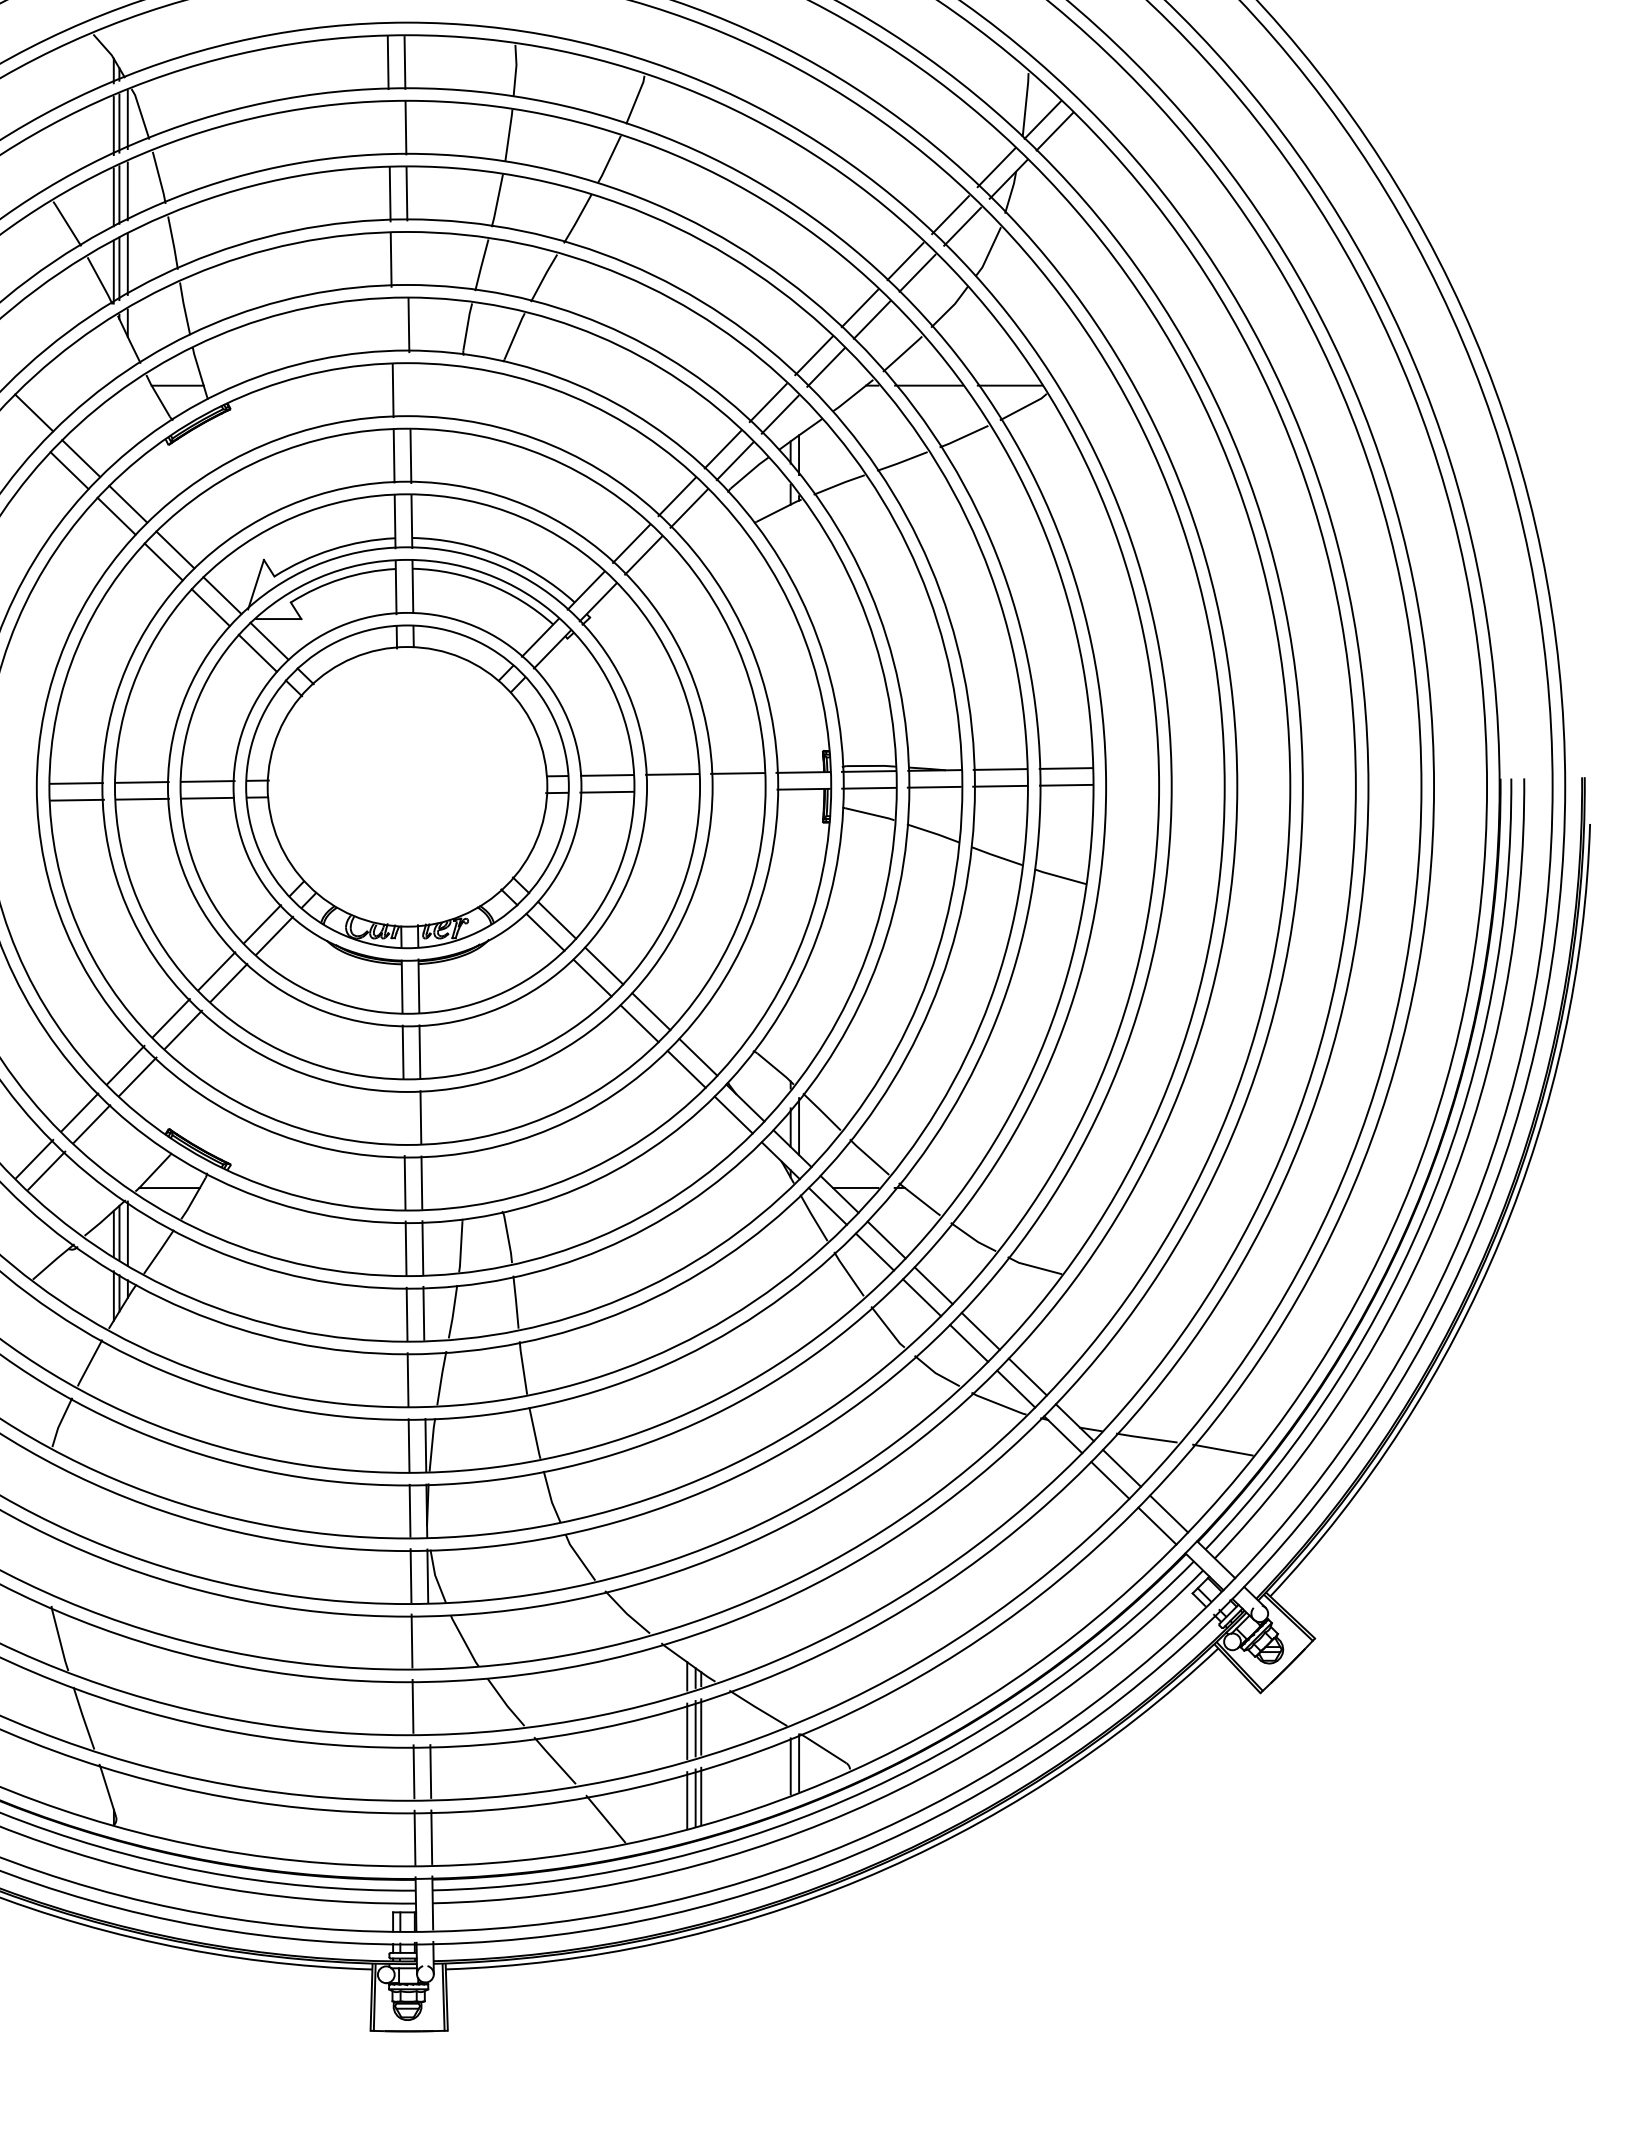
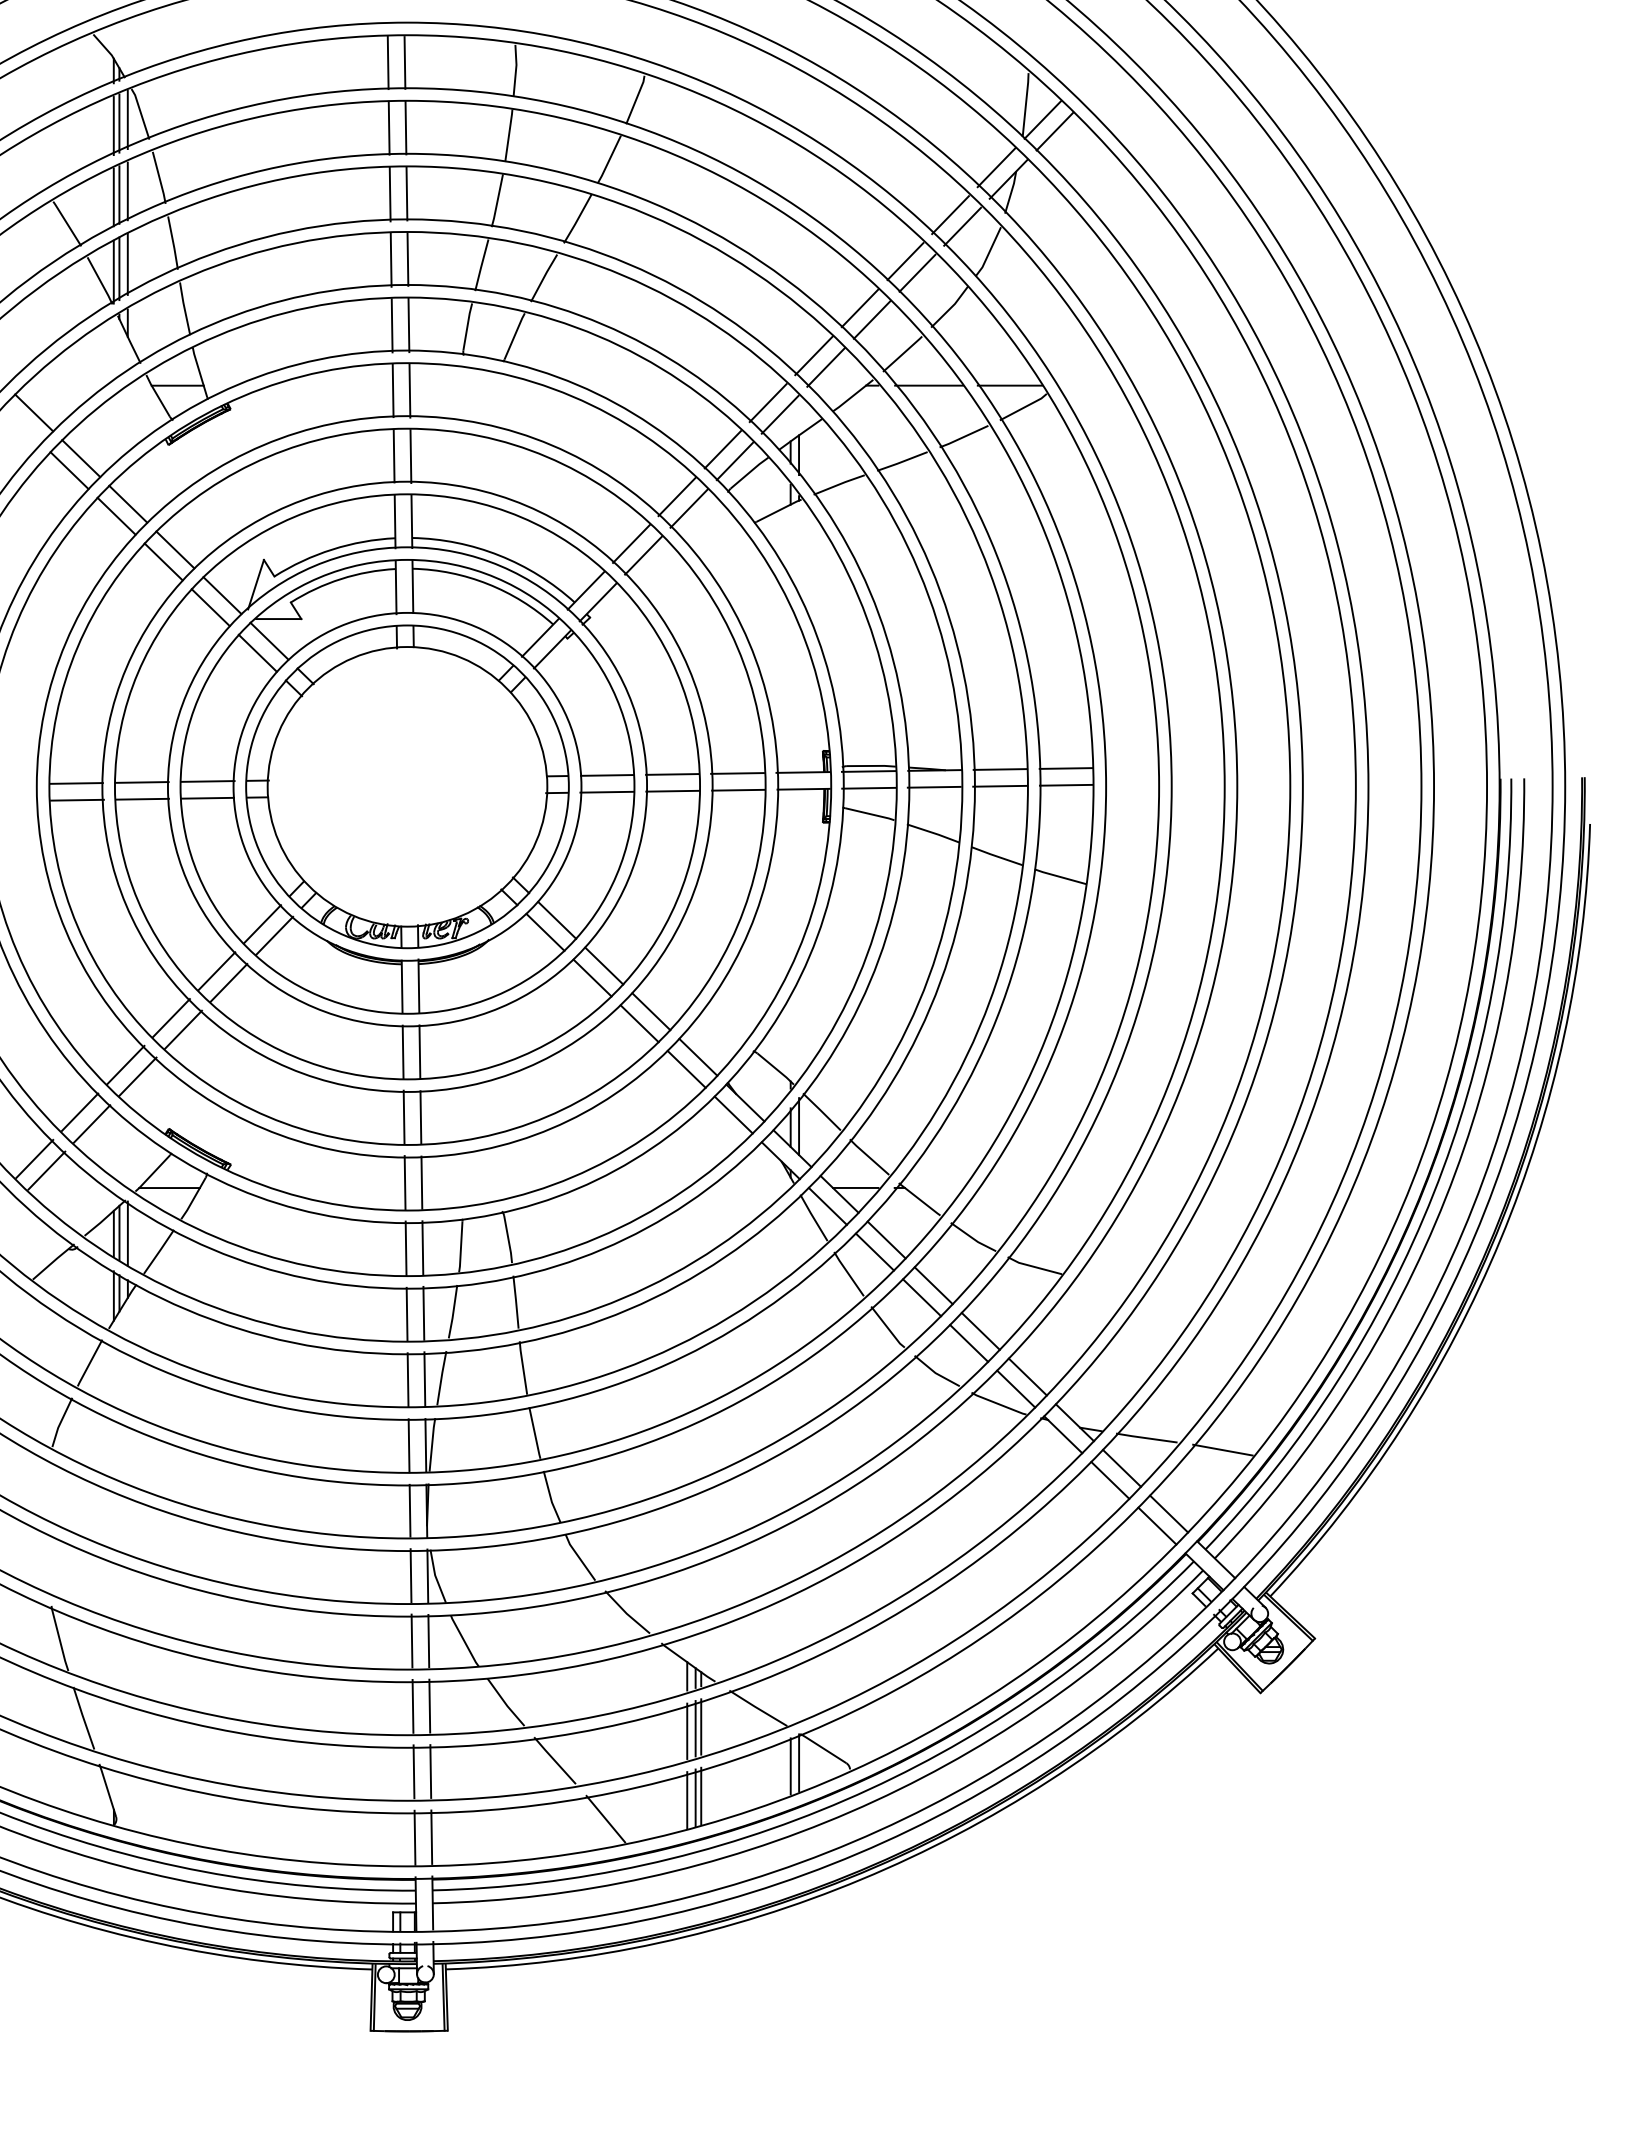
line: none -> present (388, 127)
line: none -> present (407, 259)
line: none -> present (391, 325)
line: none -> present (409, 390)
line: none -> present (738, 789)
line: none -> present (672, 790)
line: none -> present (403, 1116)
line: none -> present (424, 1379)
line: none -> present (428, 1640)
line: none -> present (429, 1705)
